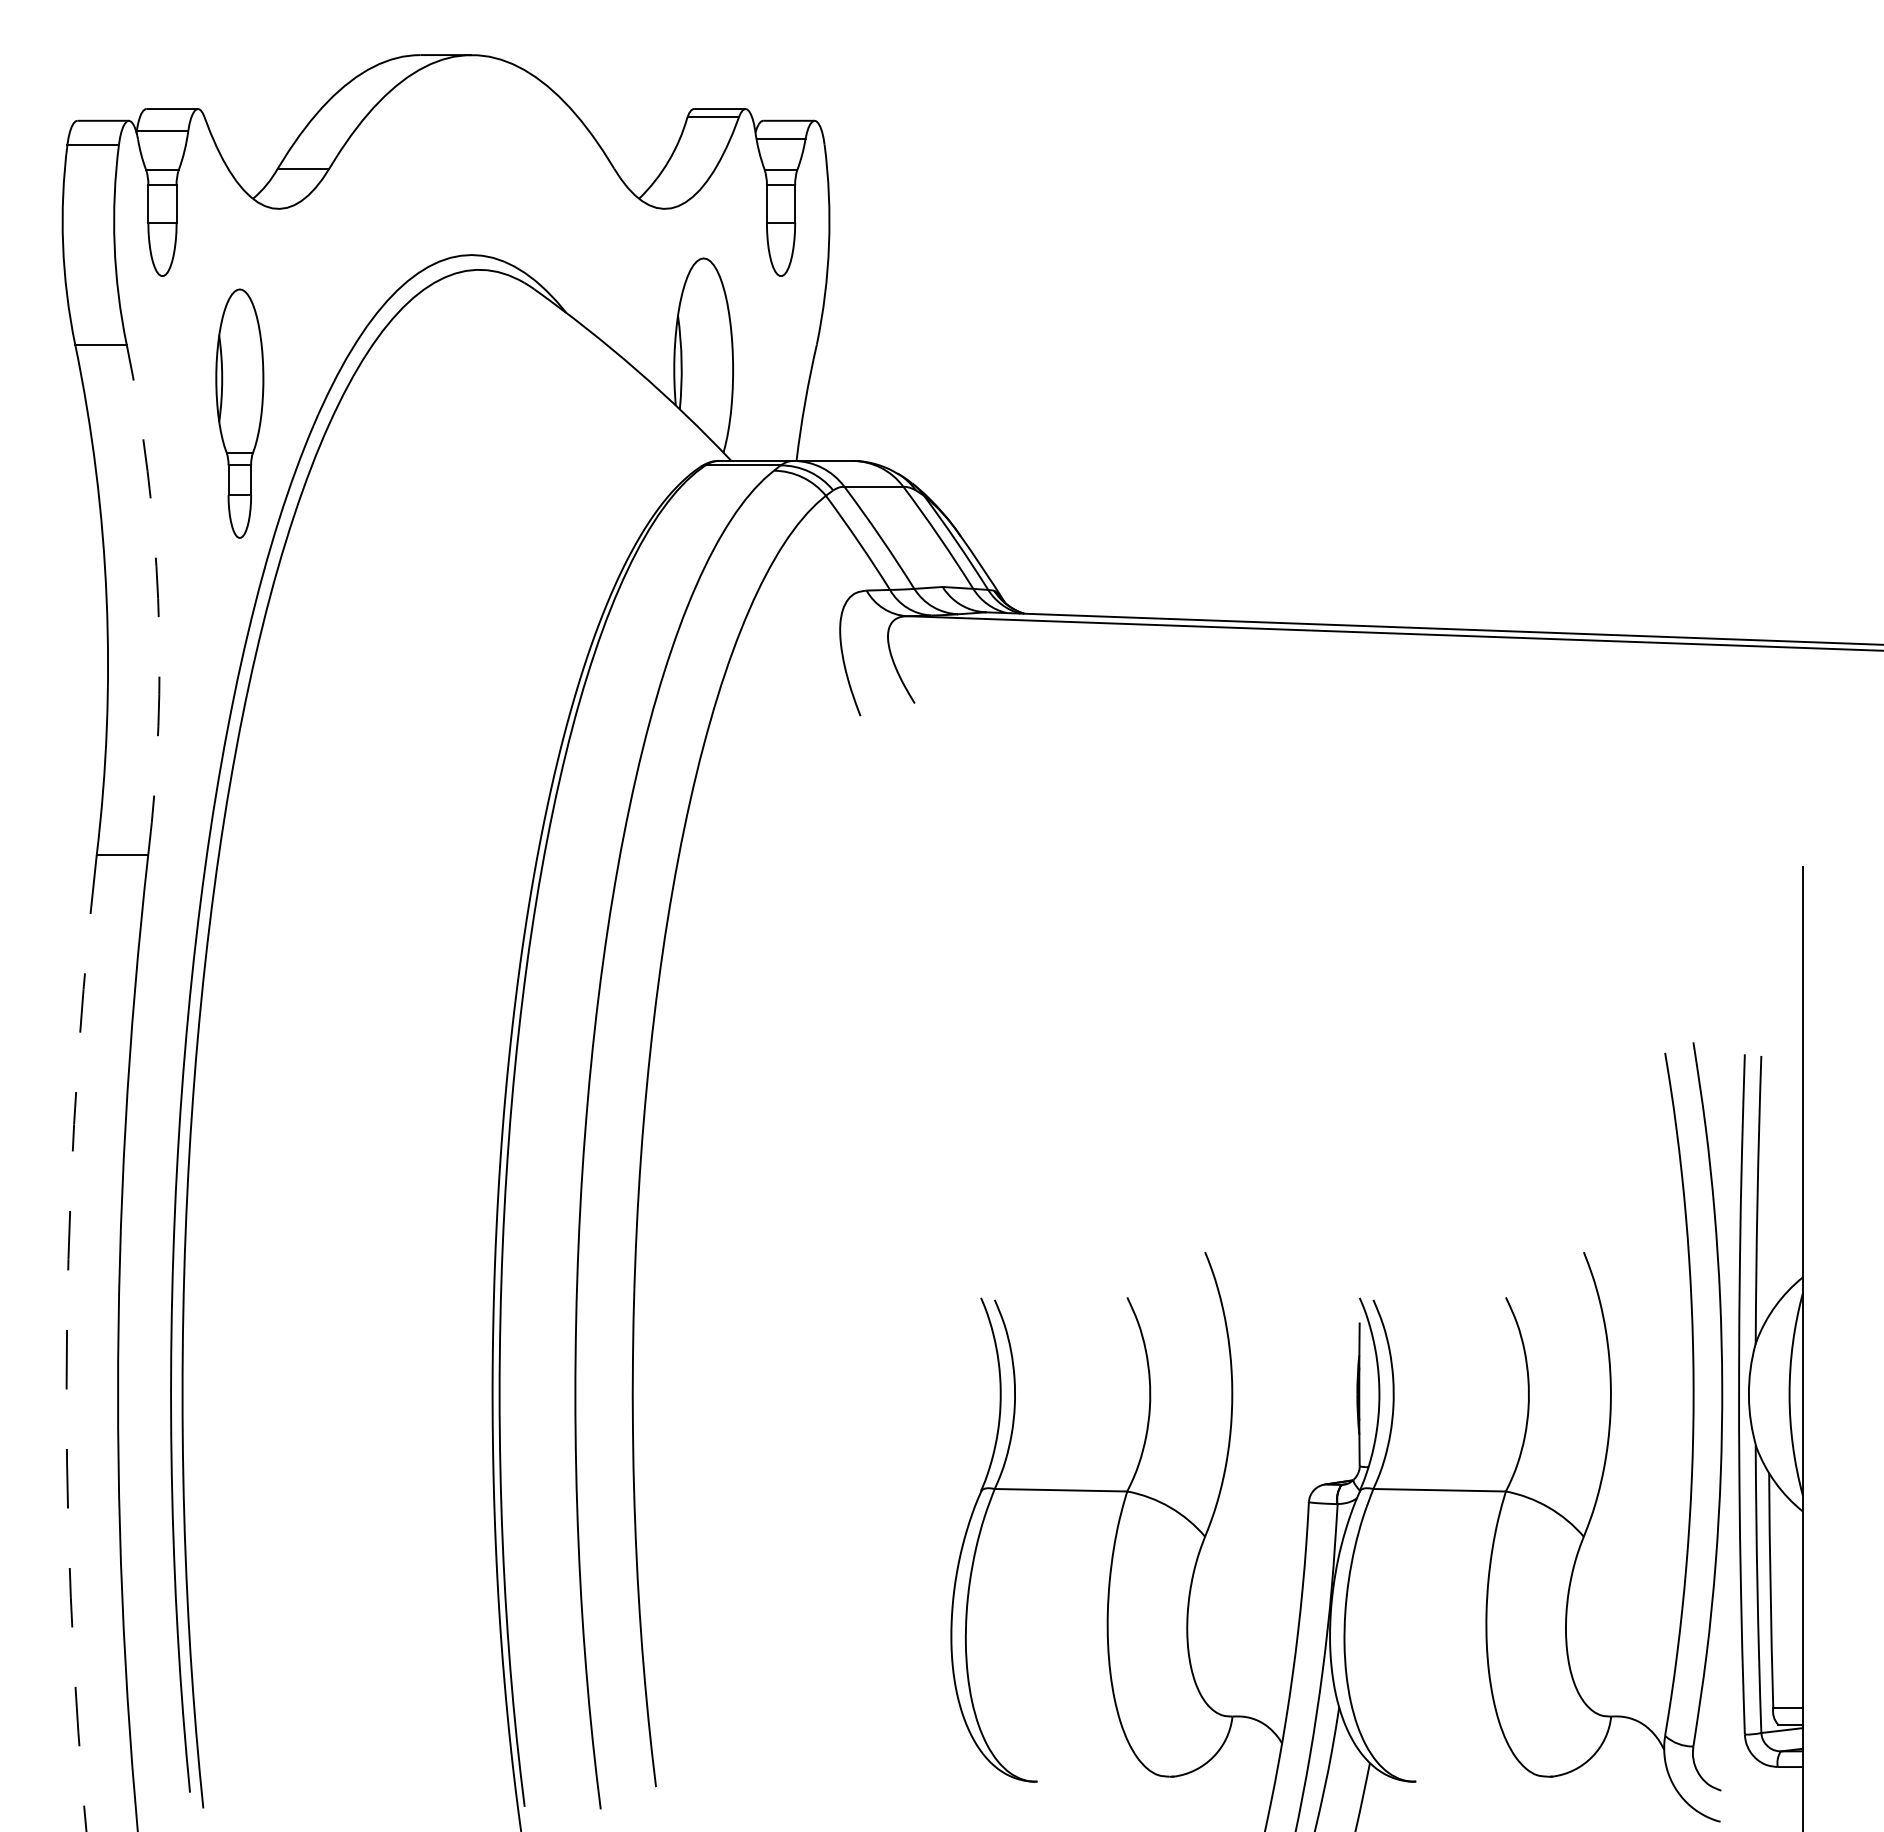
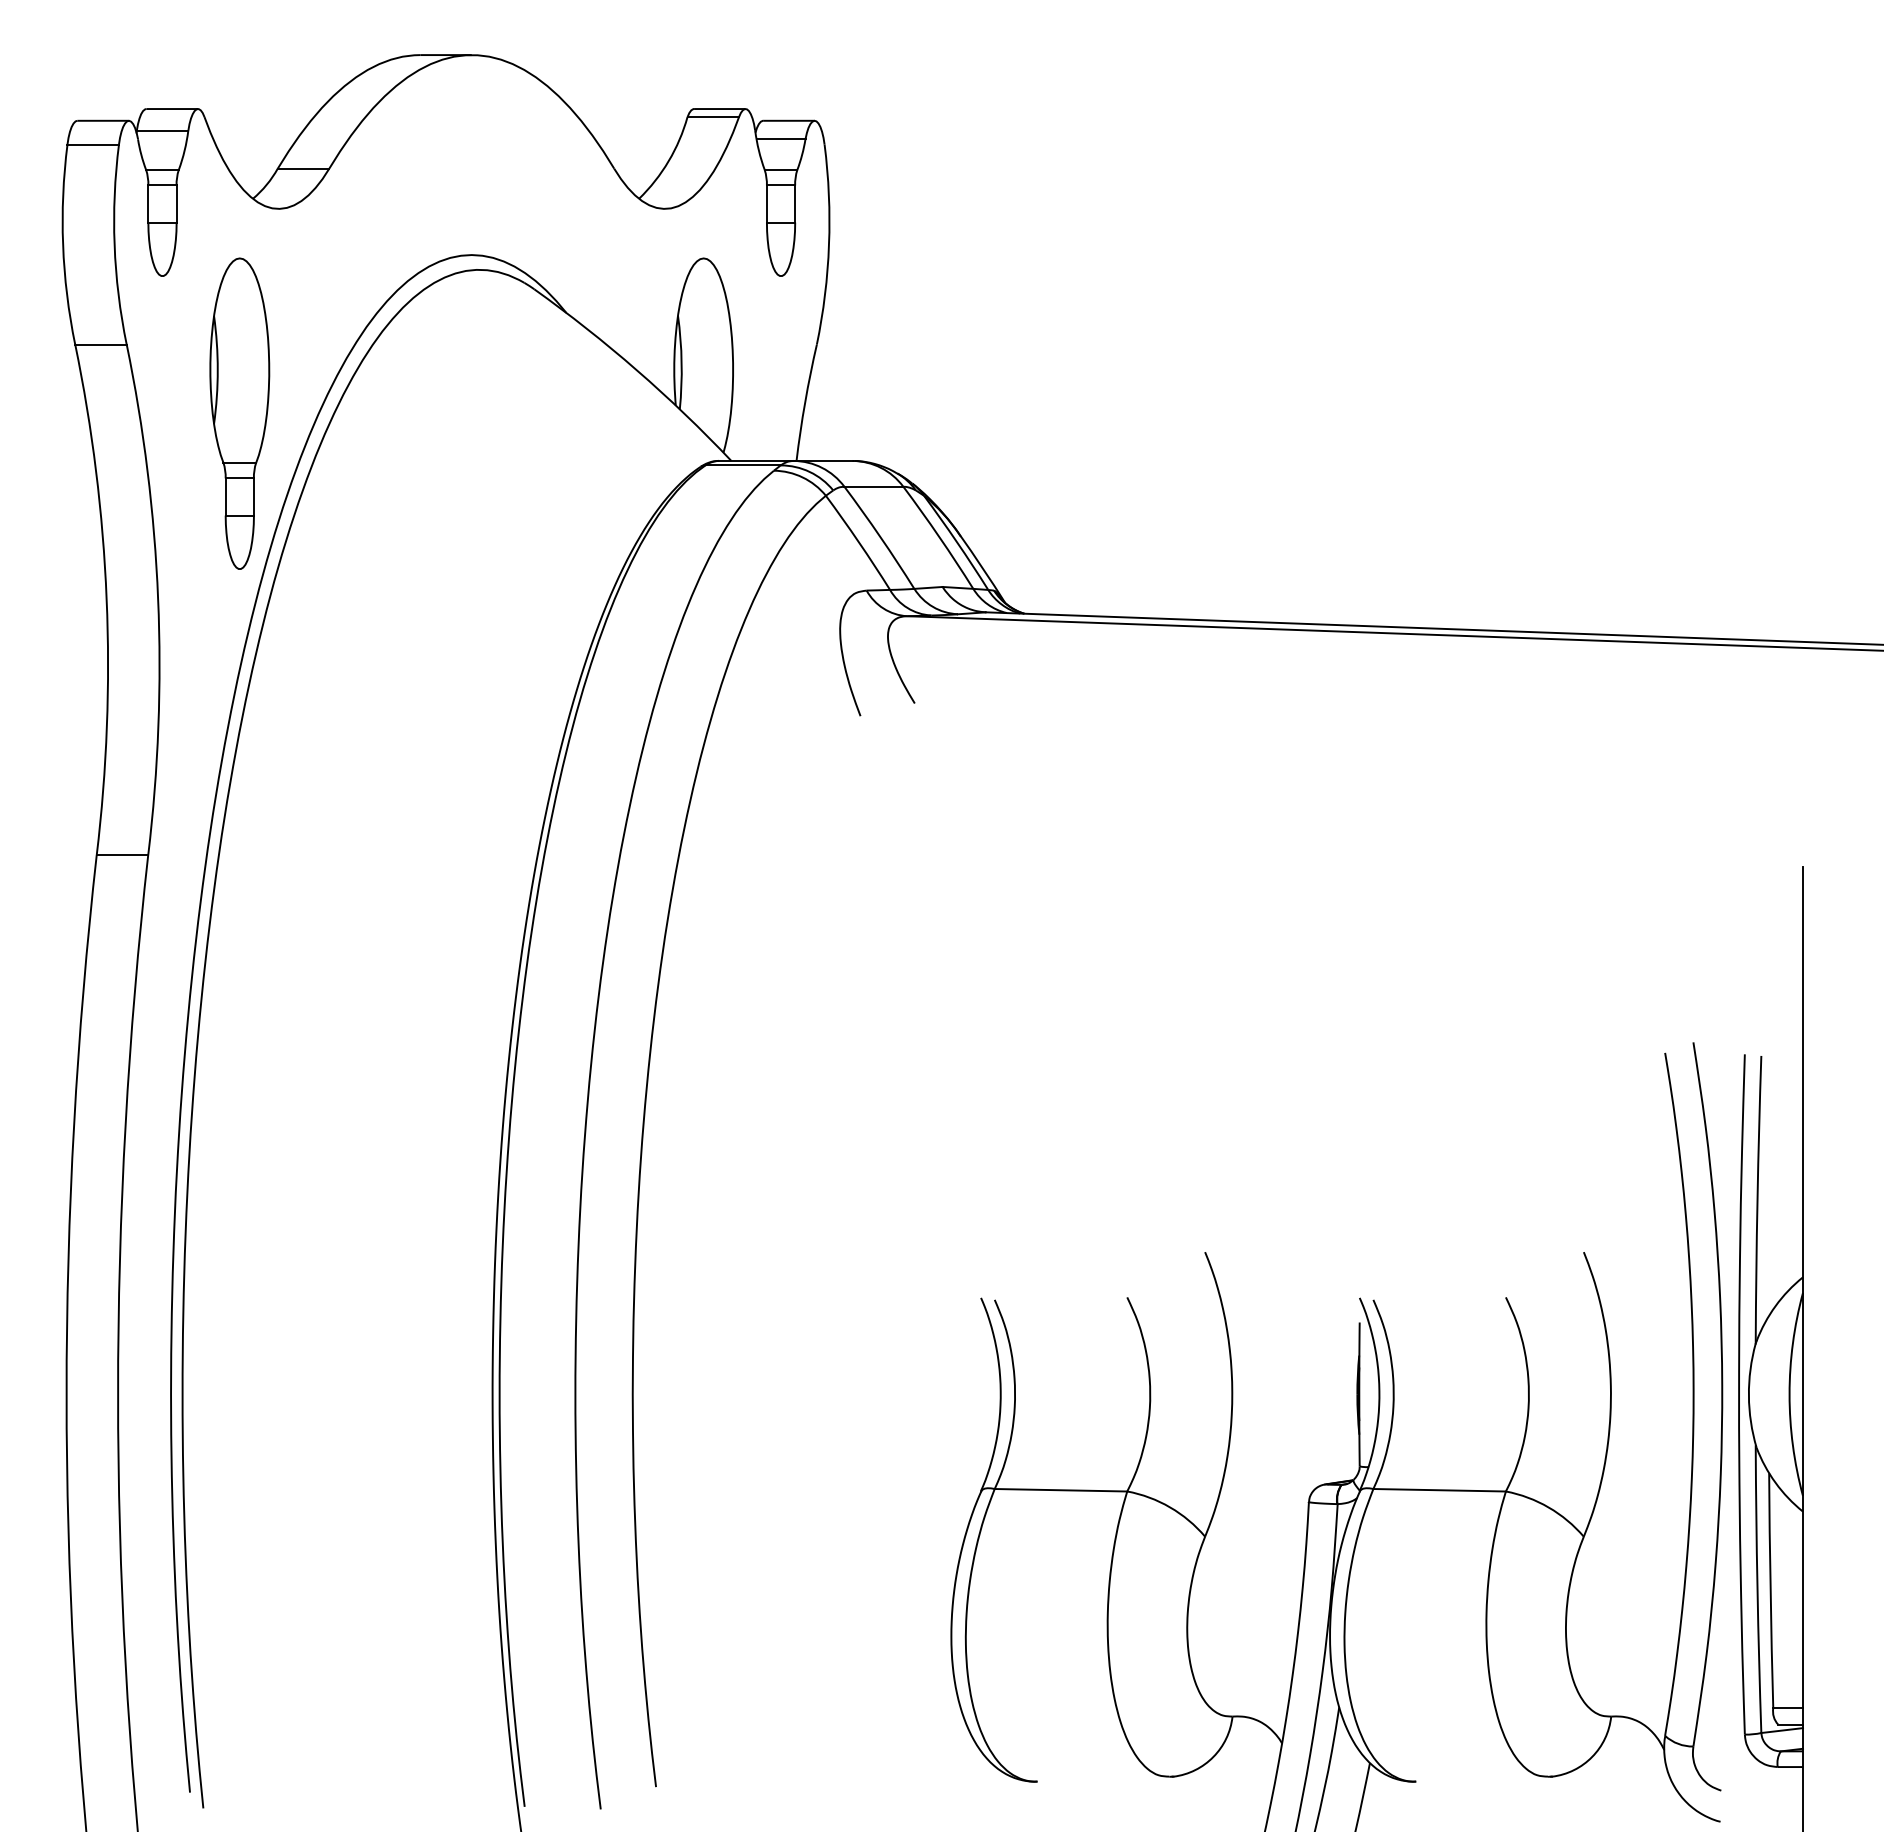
part size: 50x251 px -> 62x313 px (239, 413)
arc: dashed -> solid (158, 598)
arc: dashed -> solid (66, 1342)
